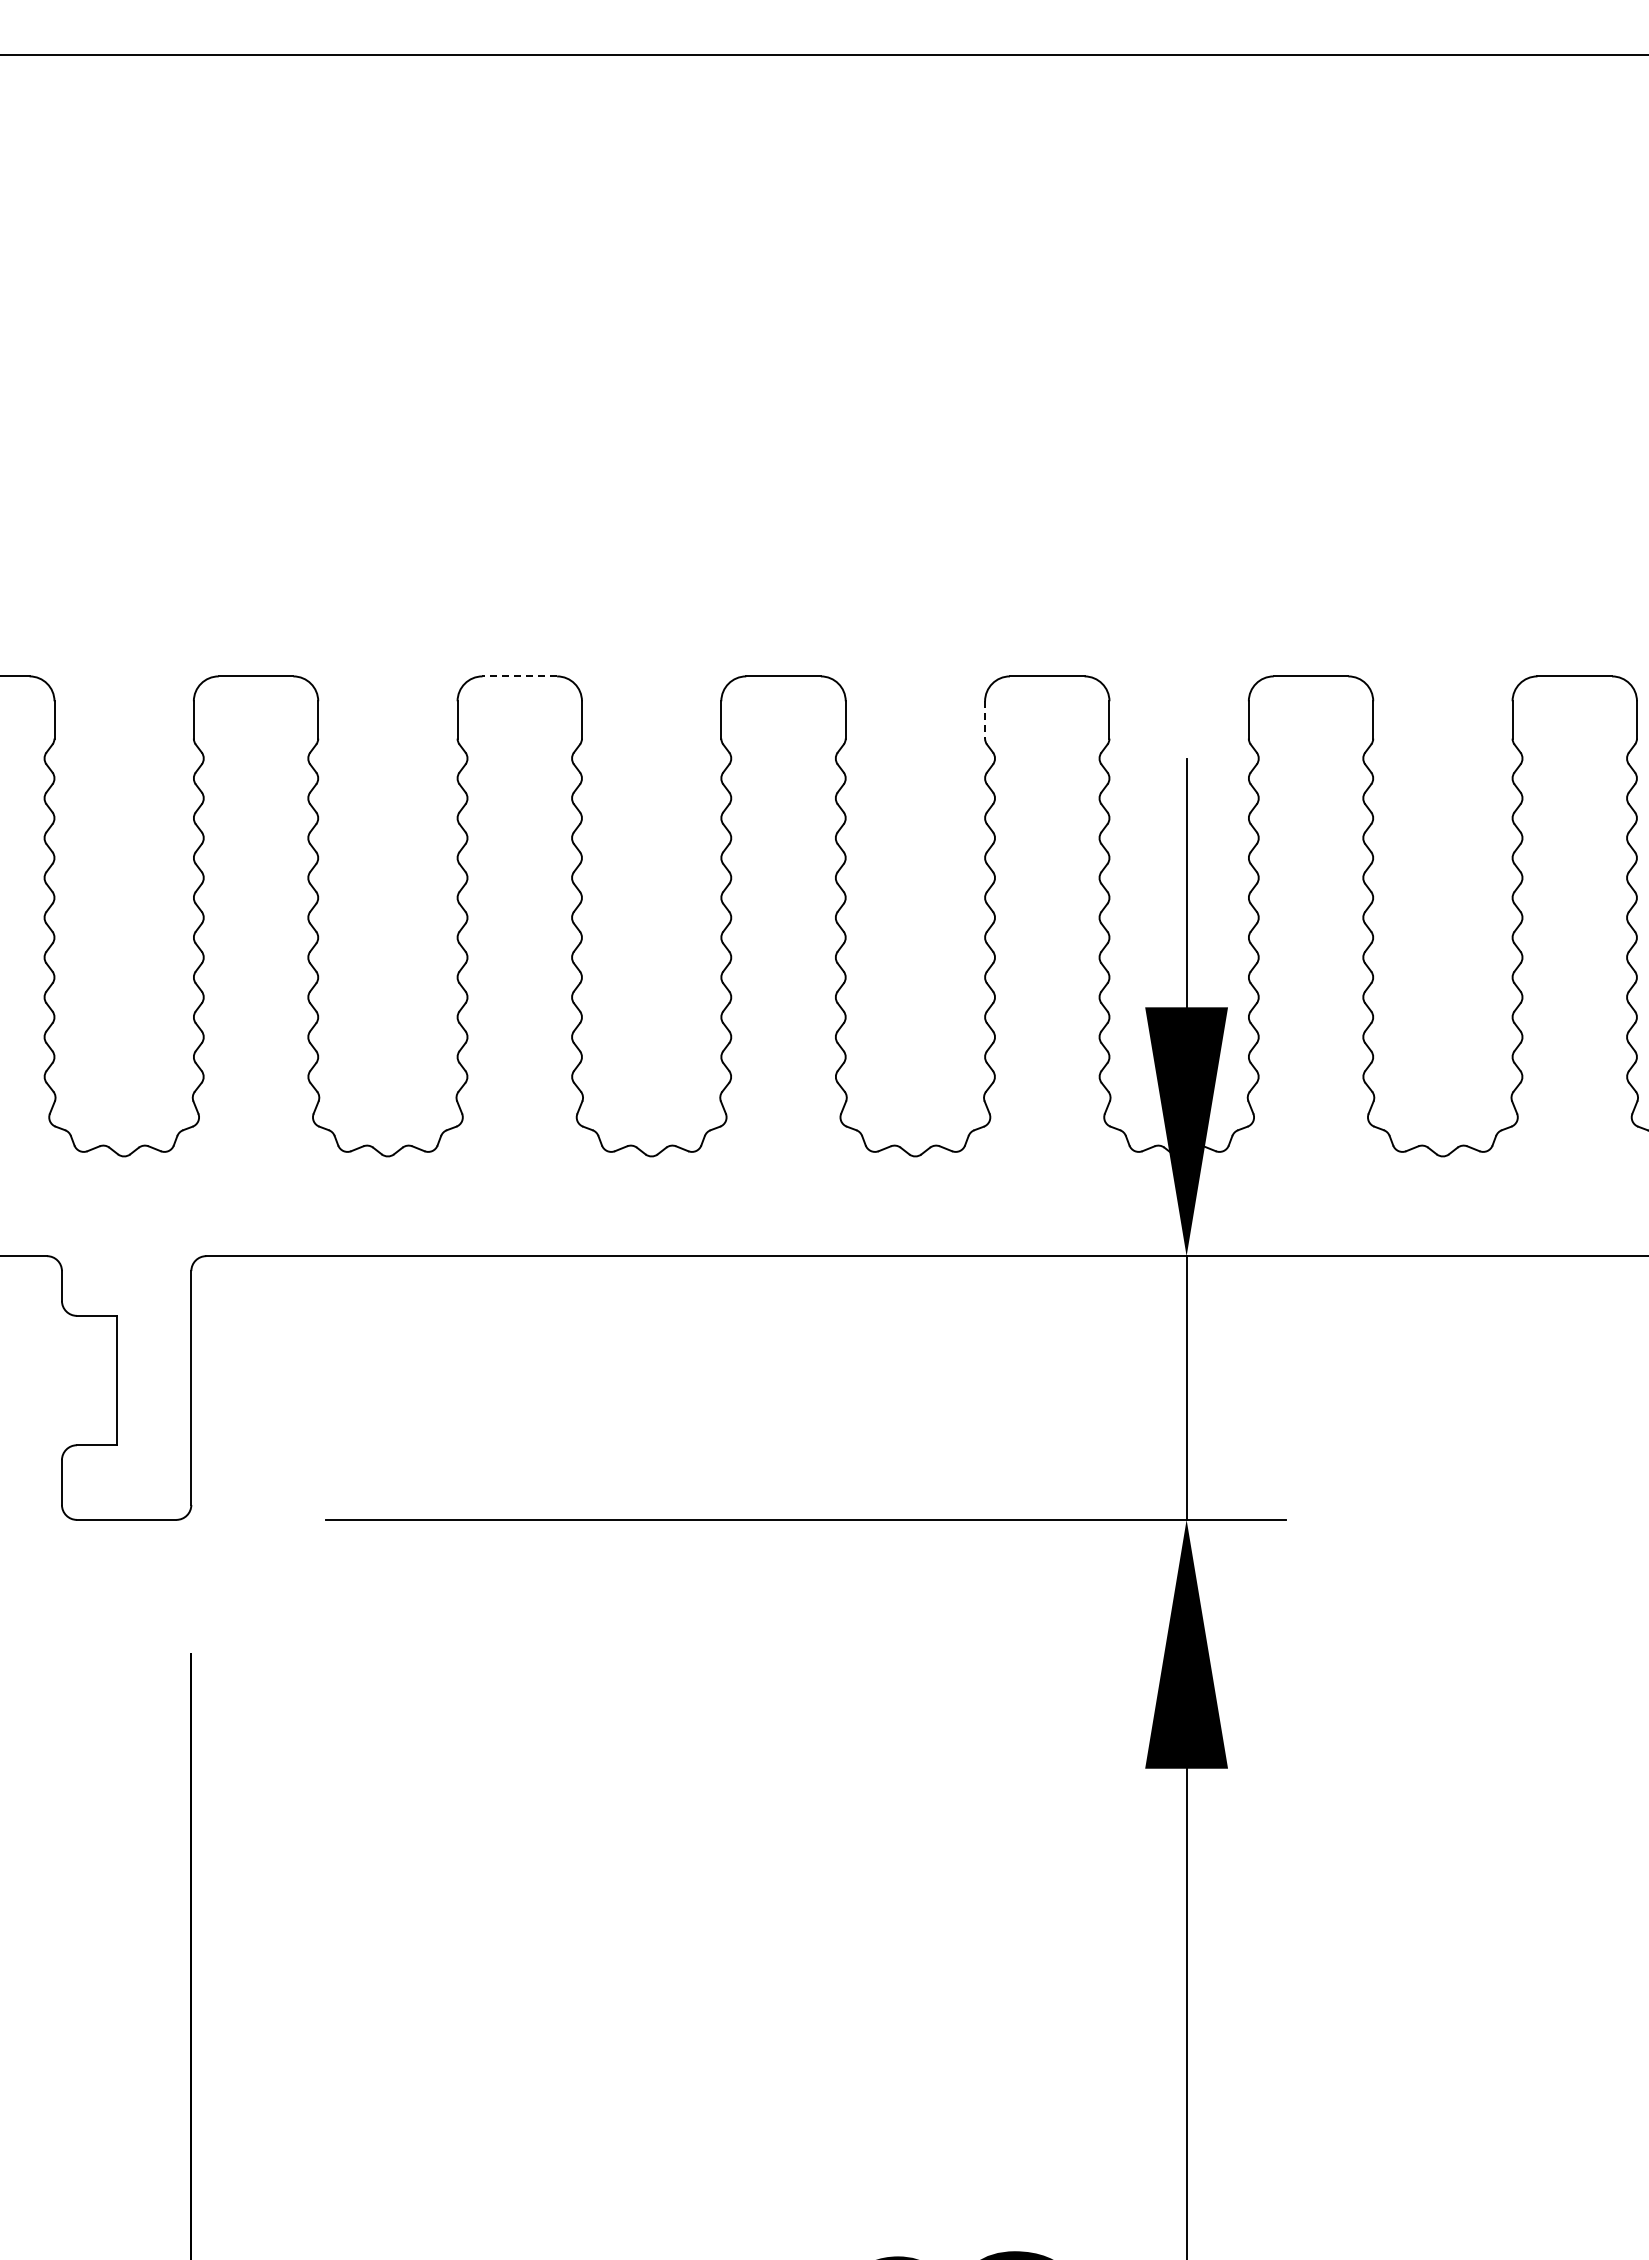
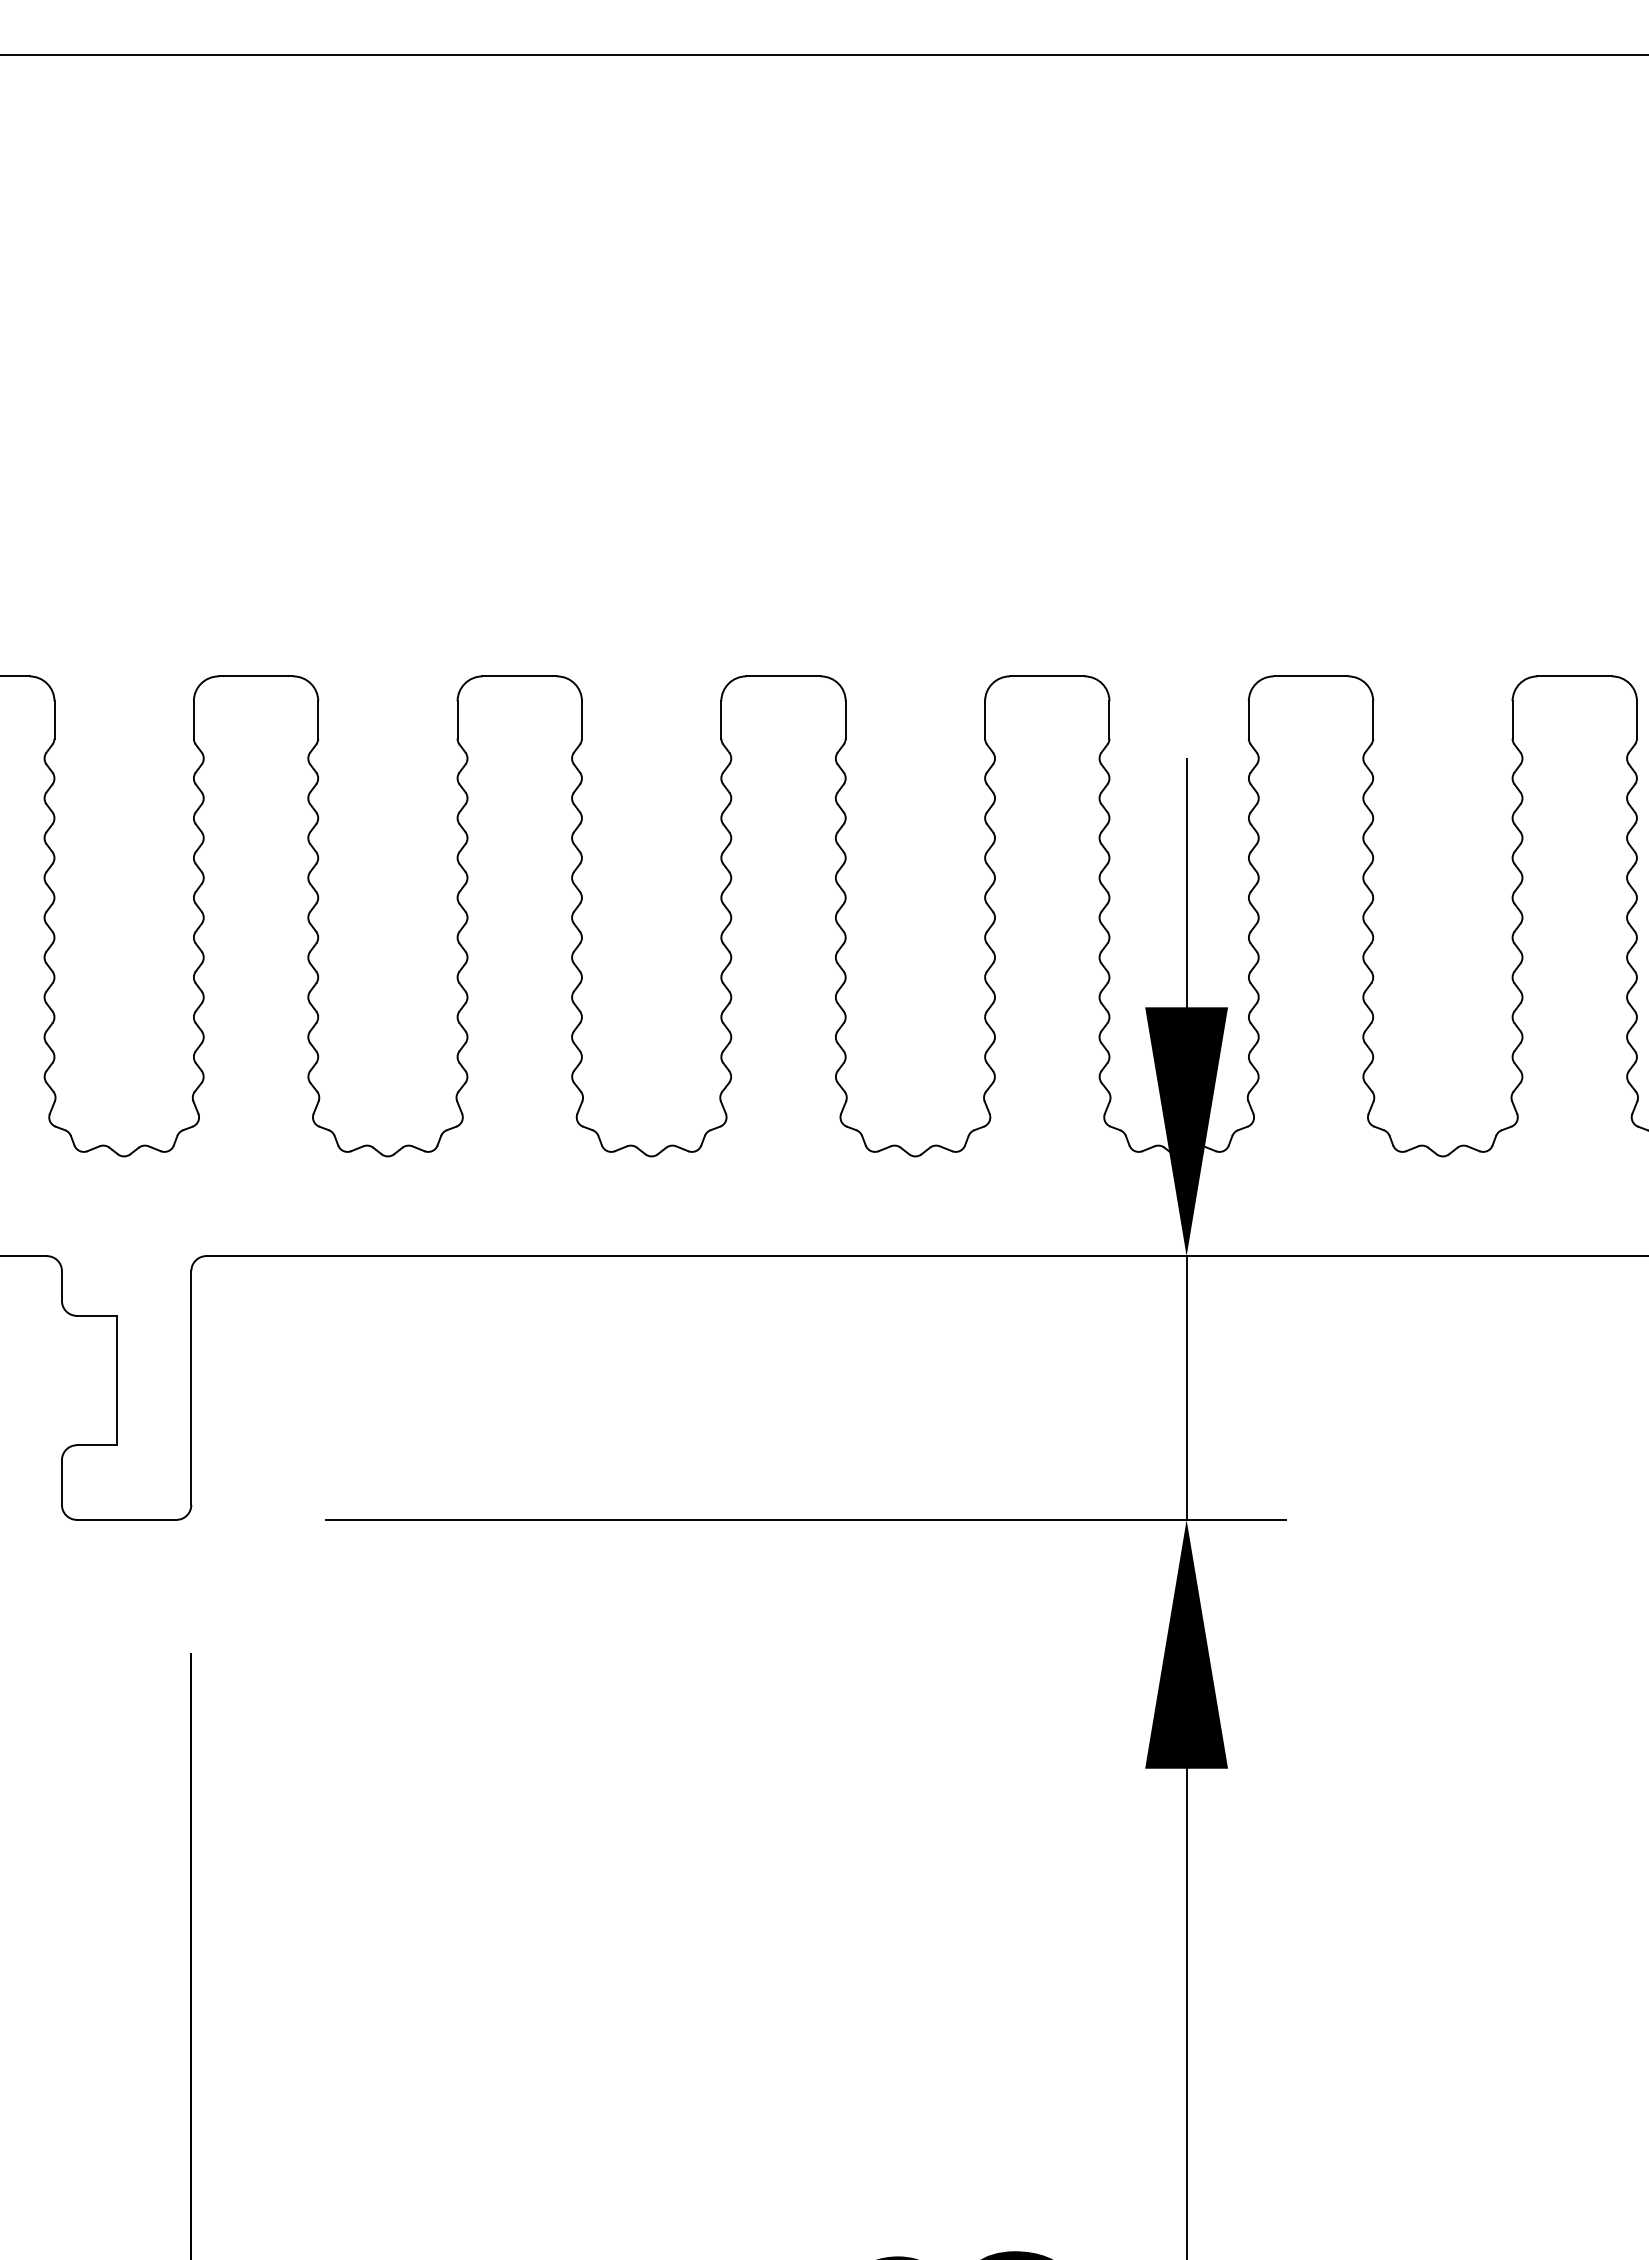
line: dashed -> solid (519, 676)
line: dashed -> solid (985, 719)
